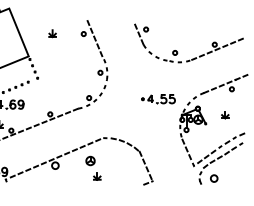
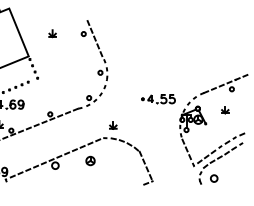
part: present -> none (178, 52)
part position: (225, 115) -> (225, 110) (225, 110)
part position: (97, 176) -> (113, 125) (113, 125)
